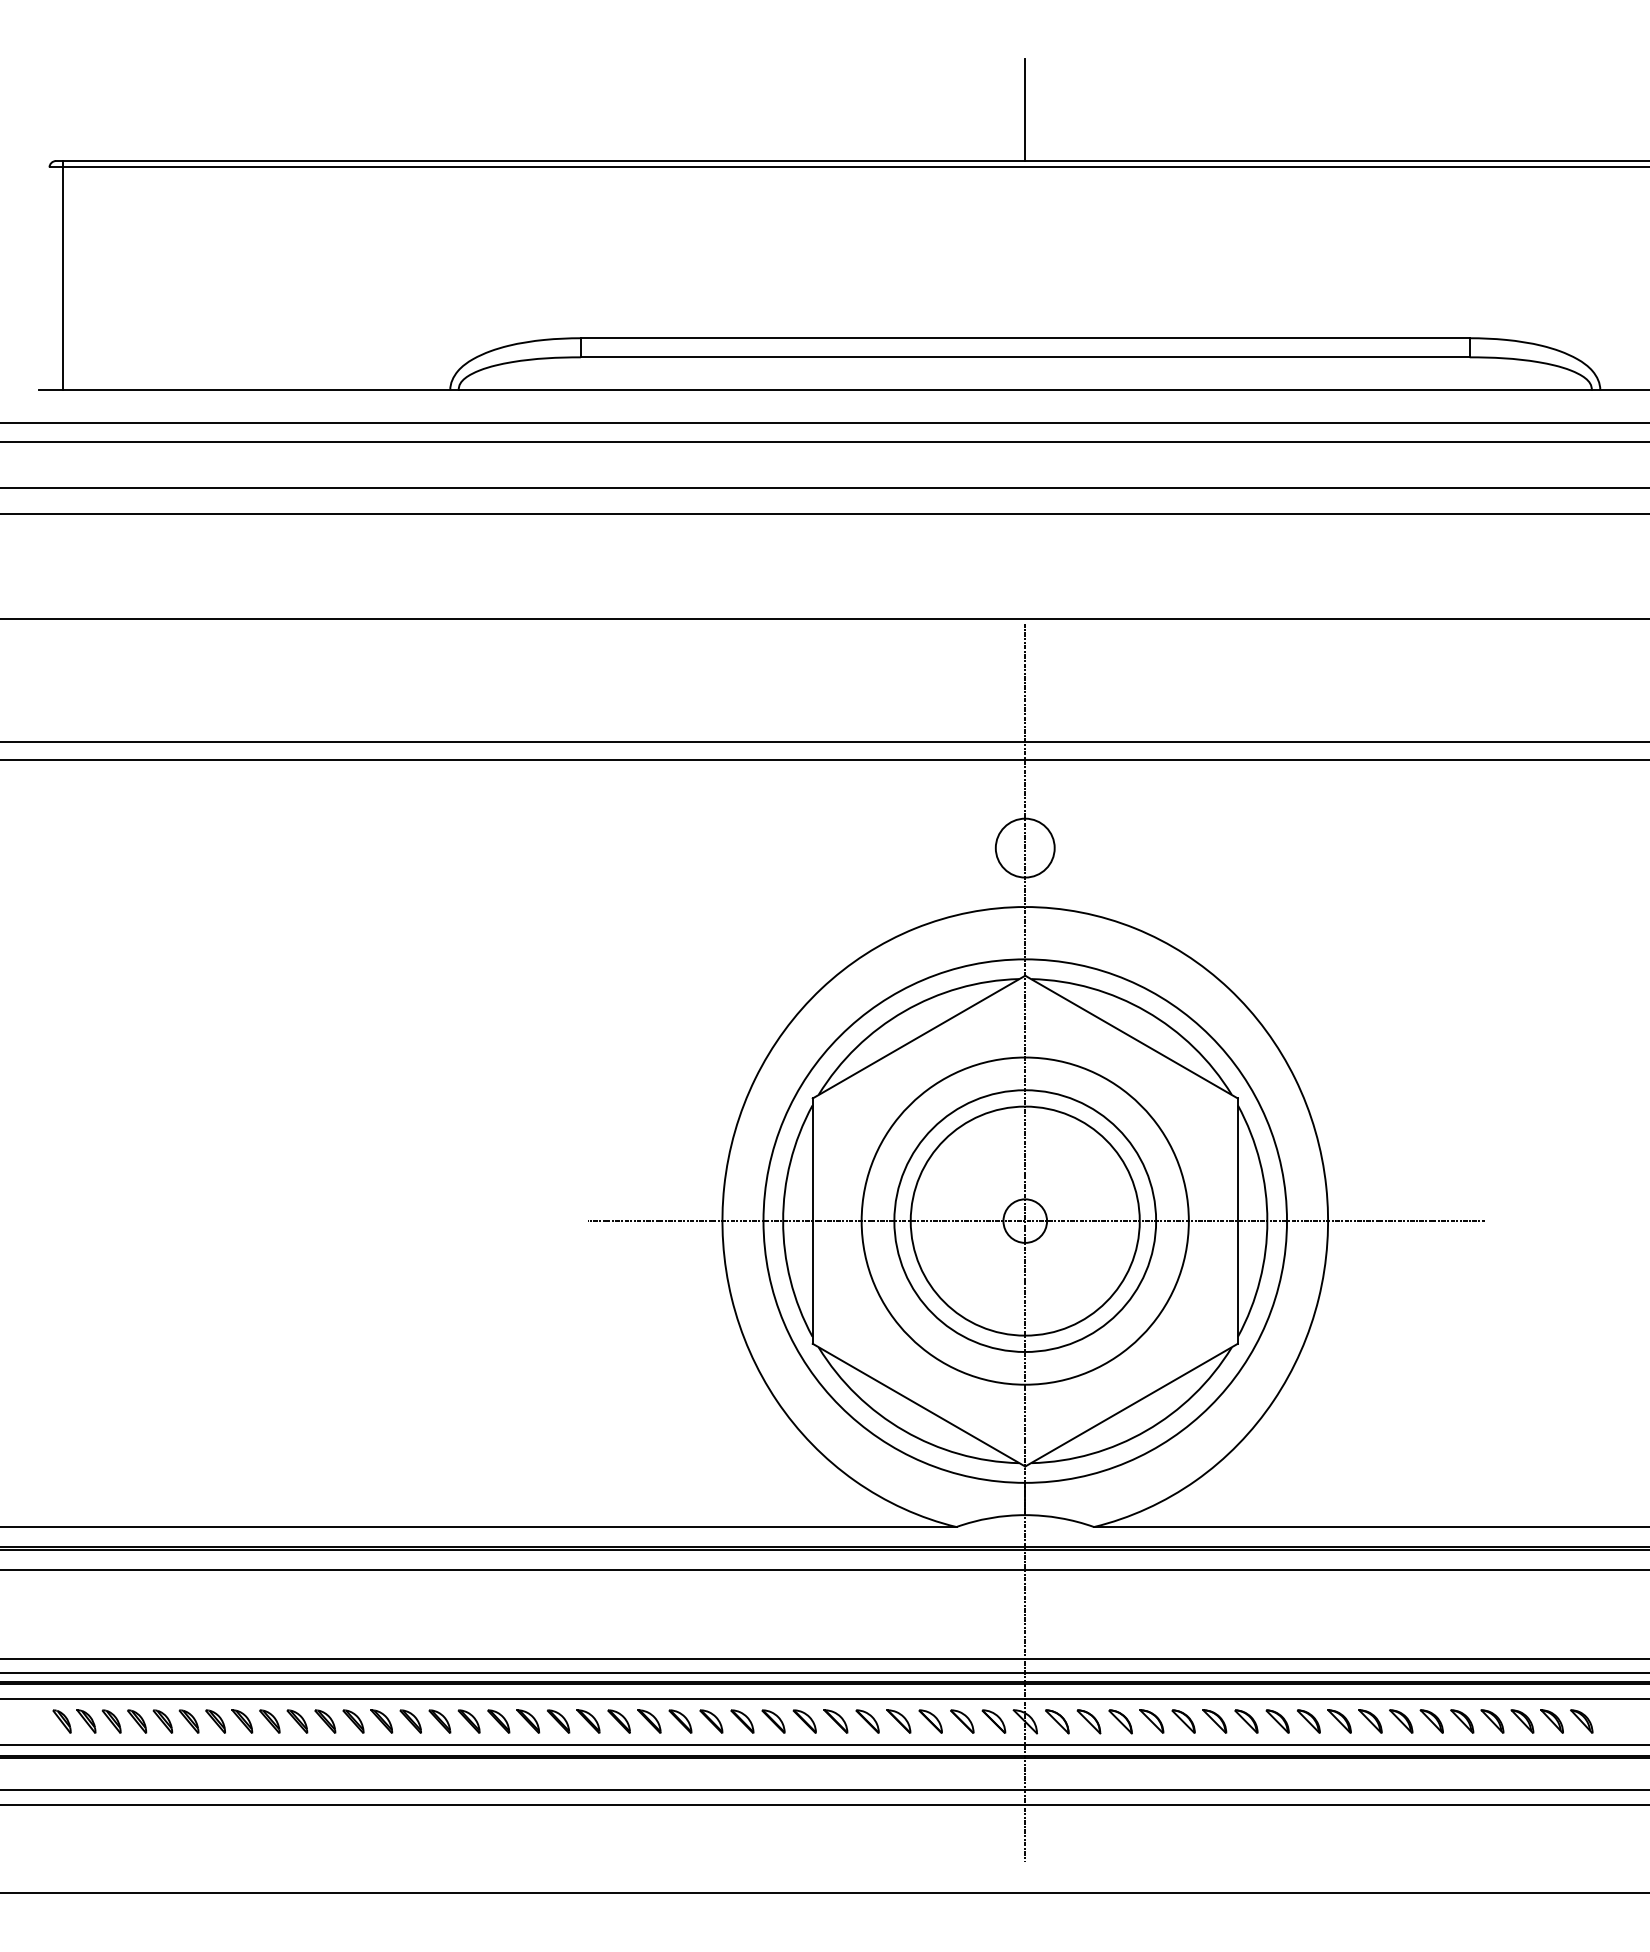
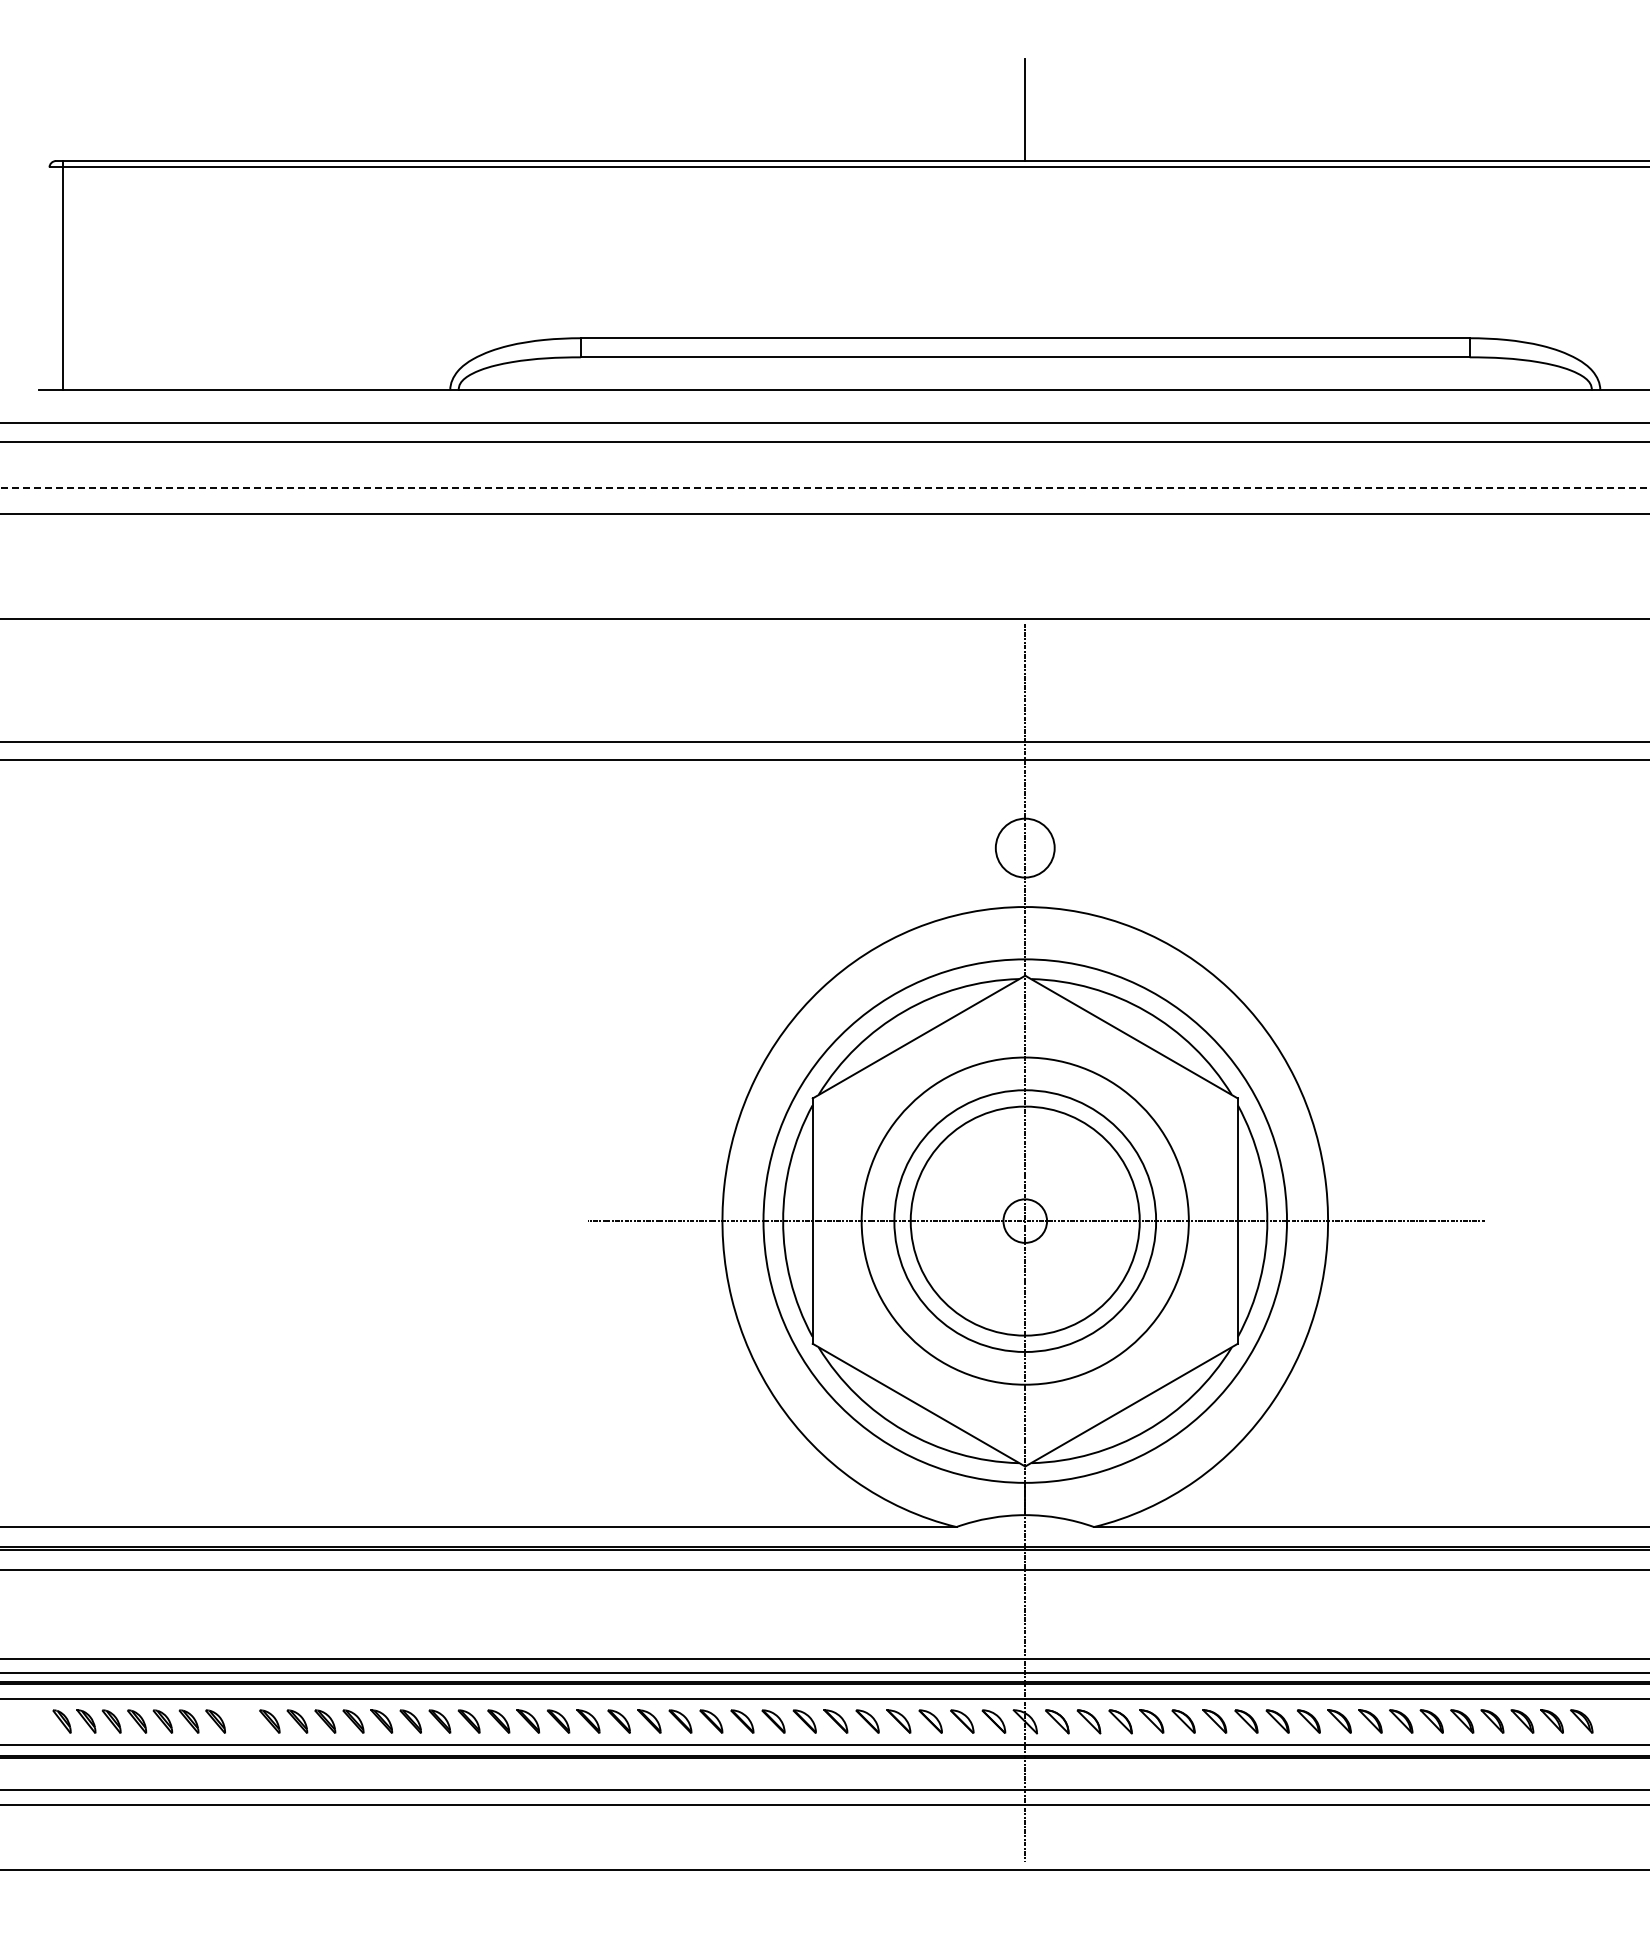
line: solid -> dashed (824, 488)
part: present -> none (242, 1721)
line position: (824, 1893) -> (824, 1870) (824, 1870)
